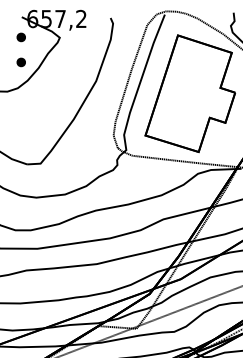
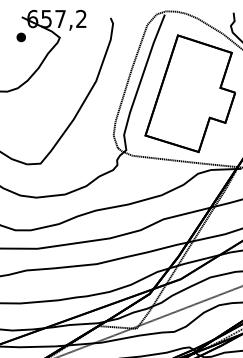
part: present -> none (20, 62)
